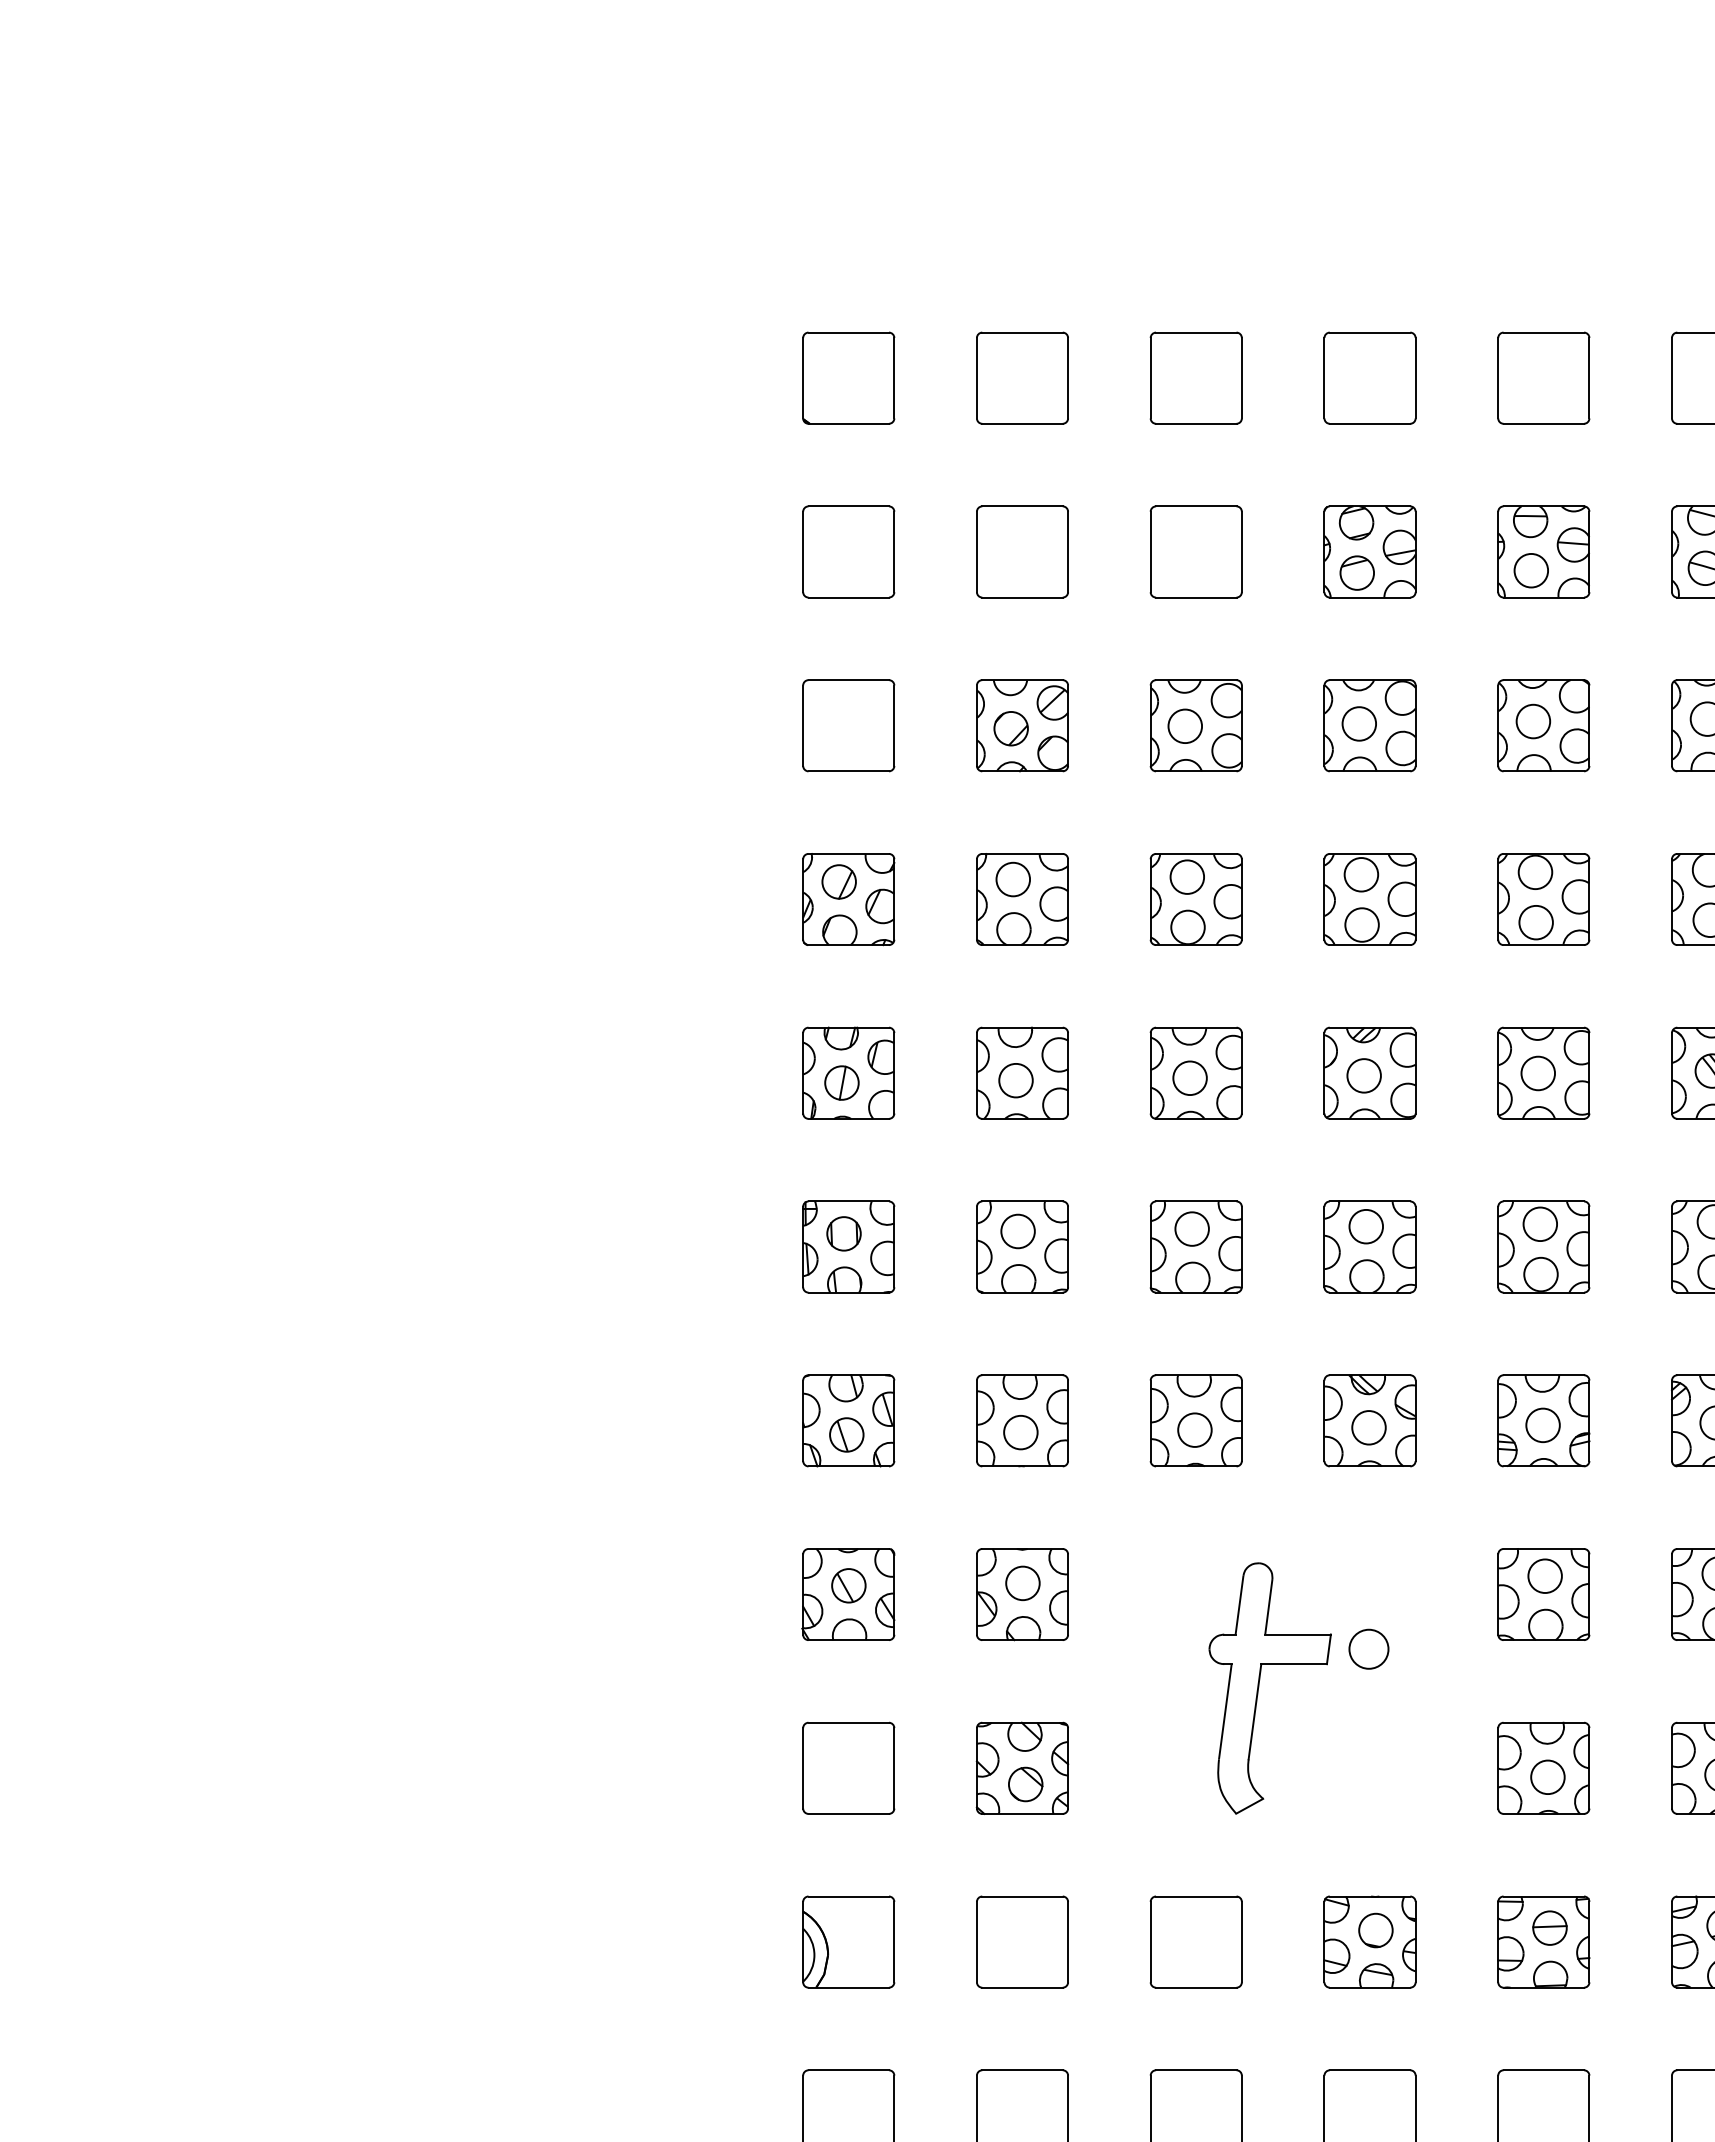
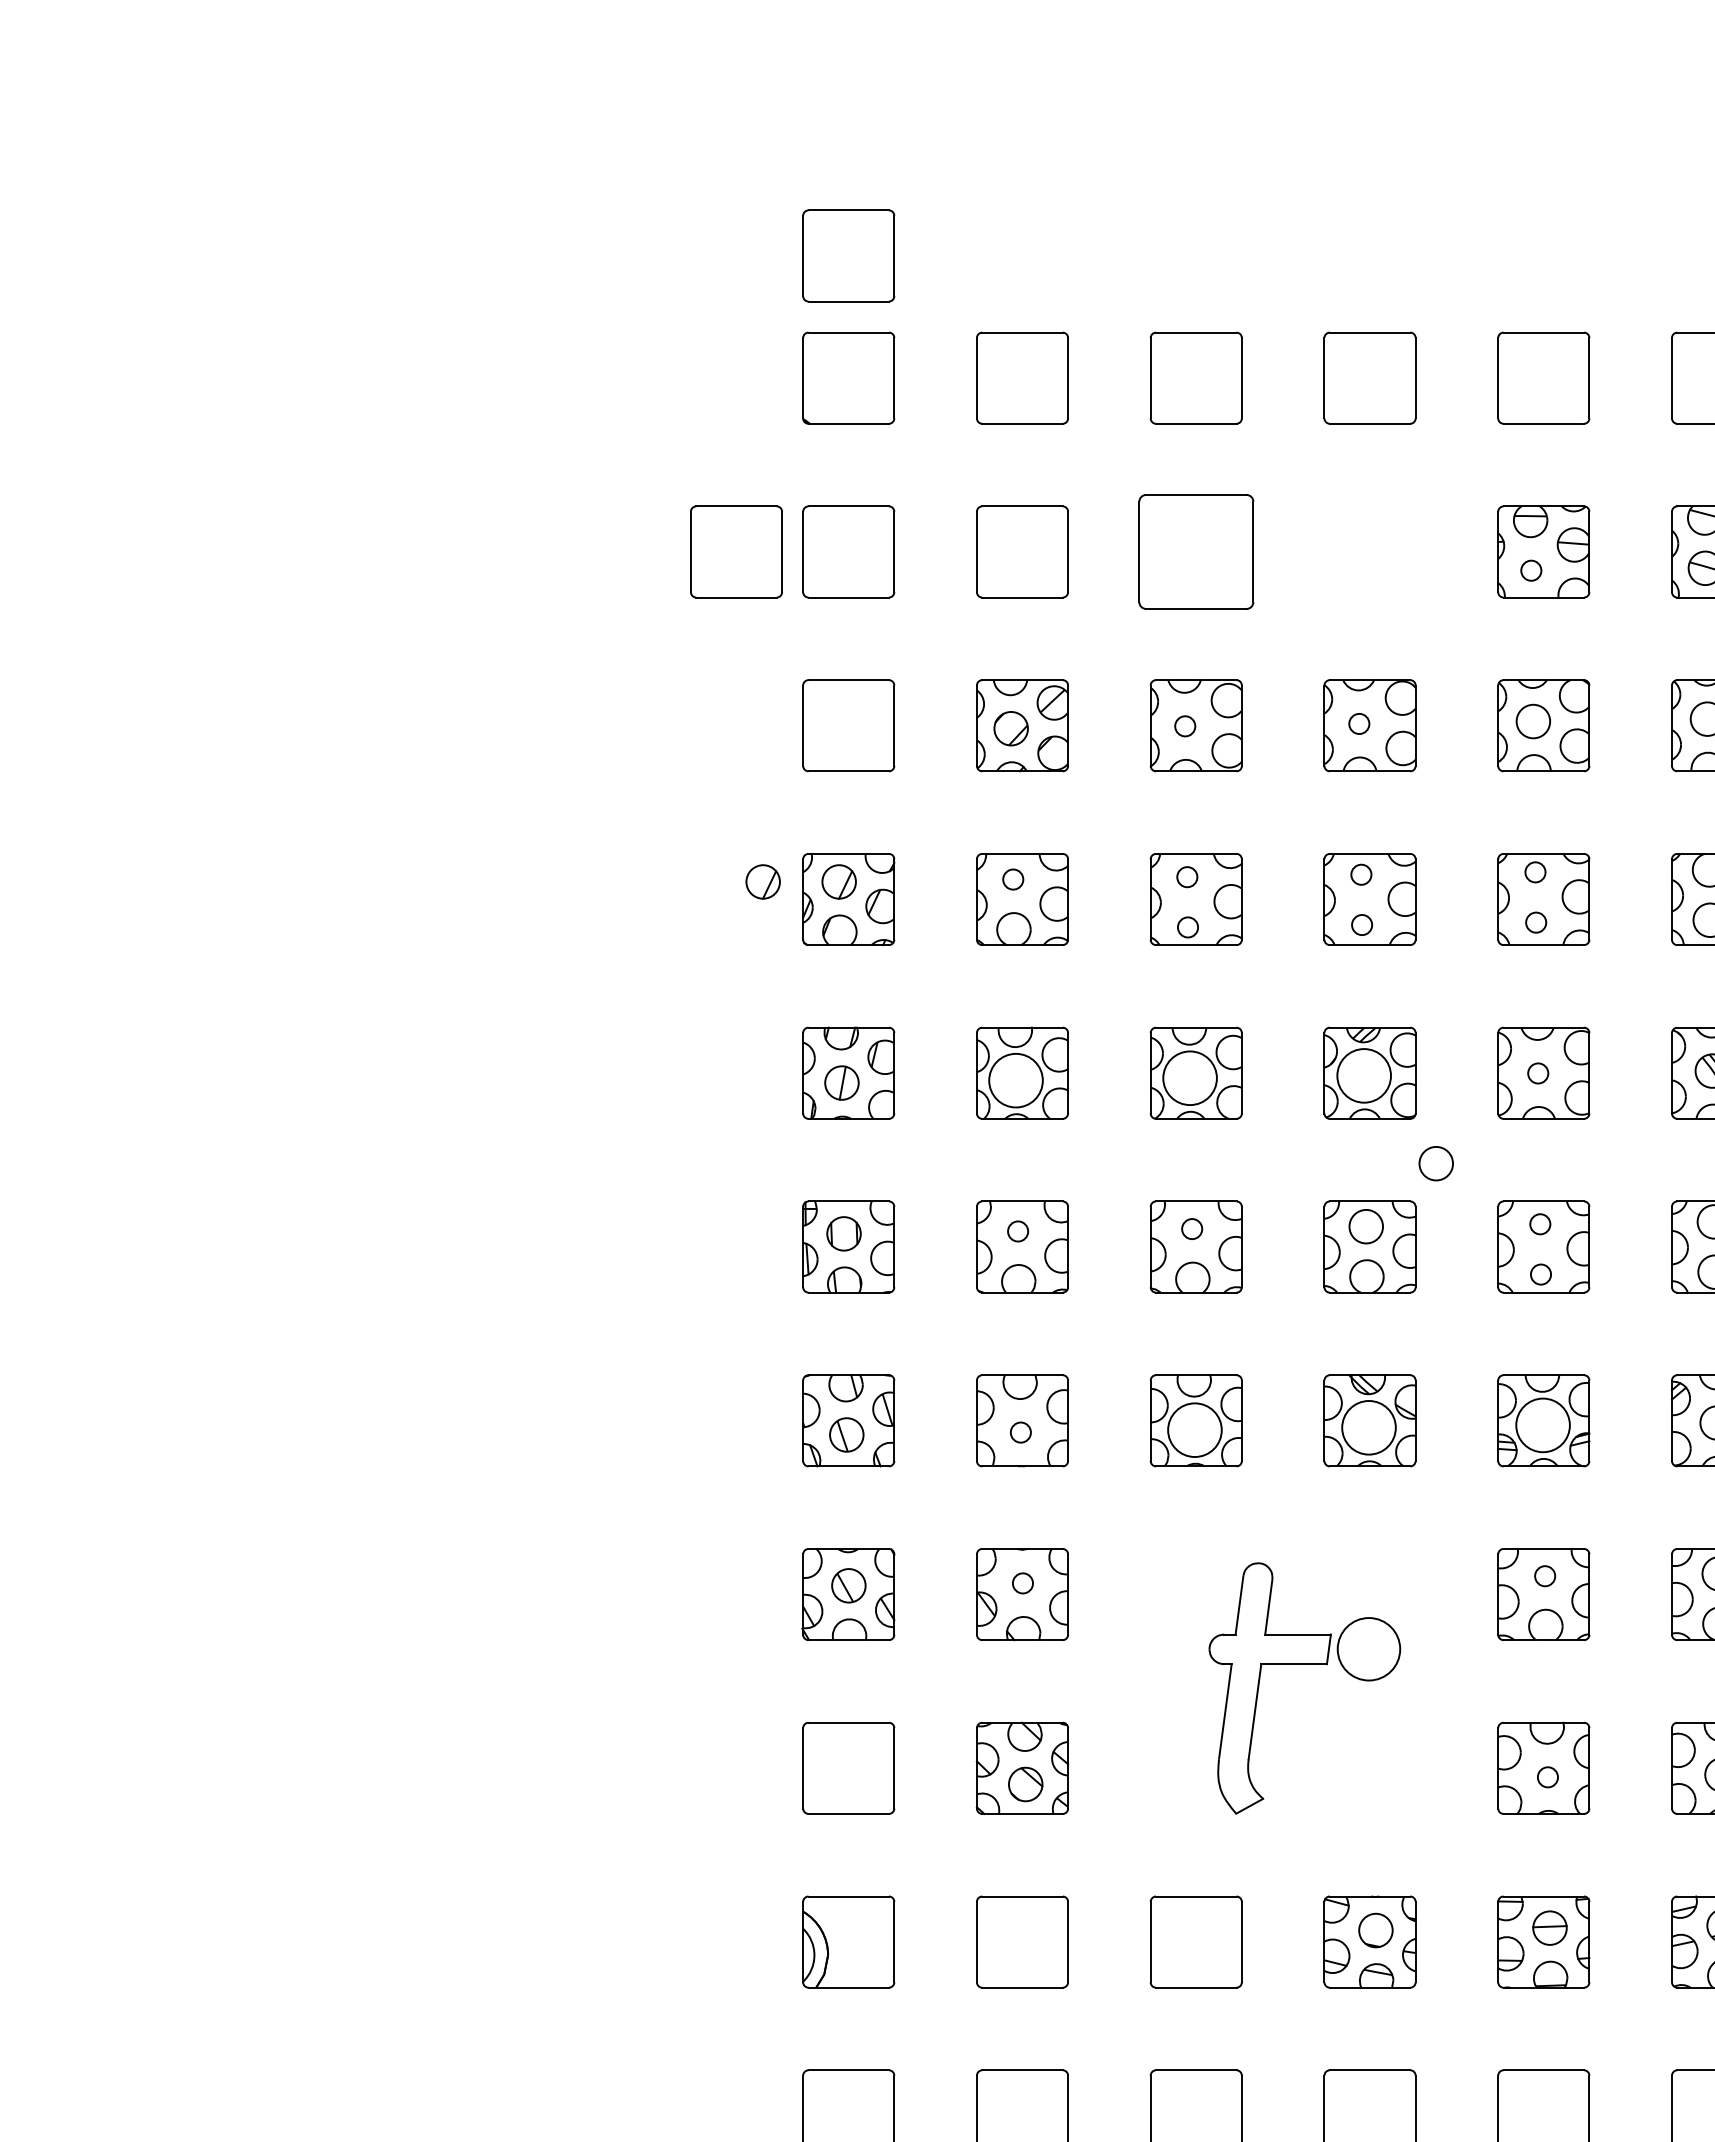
part: none -> present (848, 255)
part: none -> present (736, 551)
part size: 94x94 px -> 117x116 px (1196, 551)
part: present -> none (1369, 551)
circle diameter: 34 px -> 20 px (1531, 570)
circle diameter: 34 px -> 20 px (1359, 723)
circle diameter: 34 px -> 20 px (1185, 726)
circle diameter: 34 px -> 20 px (1535, 872)
circle diameter: 34 px -> 20 px (1361, 874)
circle diameter: 34 px -> 20 px (1187, 877)
circle diameter: 34 px -> 20 px (1013, 879)
part: none -> present (762, 881)
circle diameter: 34 px -> 20 px (1536, 922)
circle diameter: 34 px -> 20 px (1362, 925)
circle diameter: 34 px -> 20 px (1187, 927)
circle diameter: 34 px -> 20 px (1538, 1073)
circle diameter: 34 px -> 54 px (1364, 1075)
circle diameter: 34 px -> 54 px (1189, 1078)
circle diameter: 34 px -> 54 px (1015, 1080)
circle: none -> present (1435, 1163)
circle diameter: 34 px -> 20 px (1540, 1224)
circle diameter: 34 px -> 20 px (1192, 1229)
circle diameter: 34 px -> 20 px (1018, 1231)
circle diameter: 34 px -> 20 px (1540, 1274)
circle diameter: 34 px -> 54 px (1542, 1425)
circle diameter: 34 px -> 54 px (1368, 1427)
circle diameter: 34 px -> 54 px (1194, 1430)
circle diameter: 34 px -> 20 px (1020, 1432)
circle diameter: 34 px -> 20 px (1545, 1576)
circle diameter: 34 px -> 20 px (1022, 1583)
circle diameter: 39 px -> 62 px (1368, 1649)
circle diameter: 34 px -> 20 px (1547, 1777)
